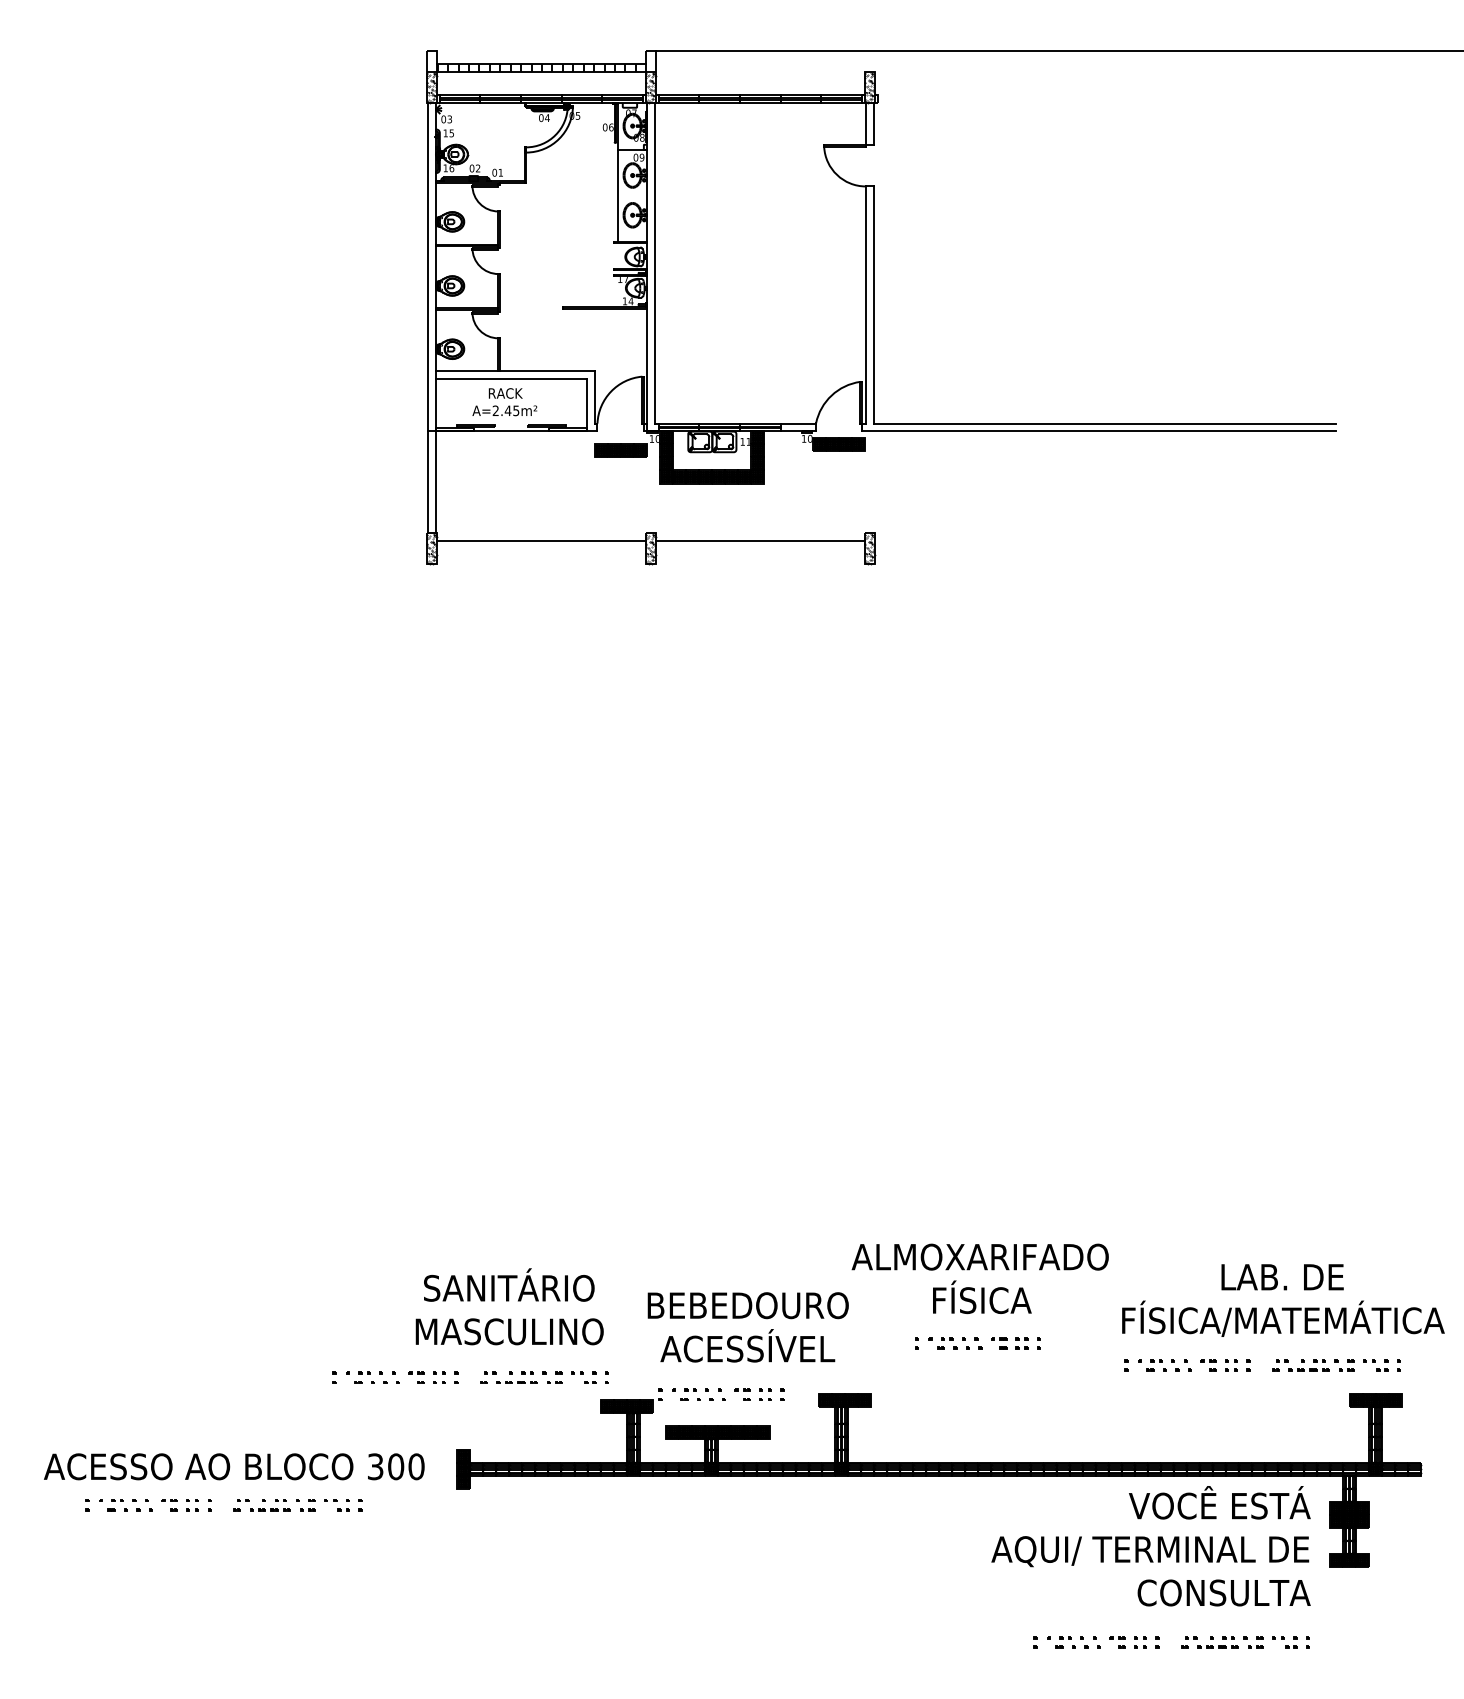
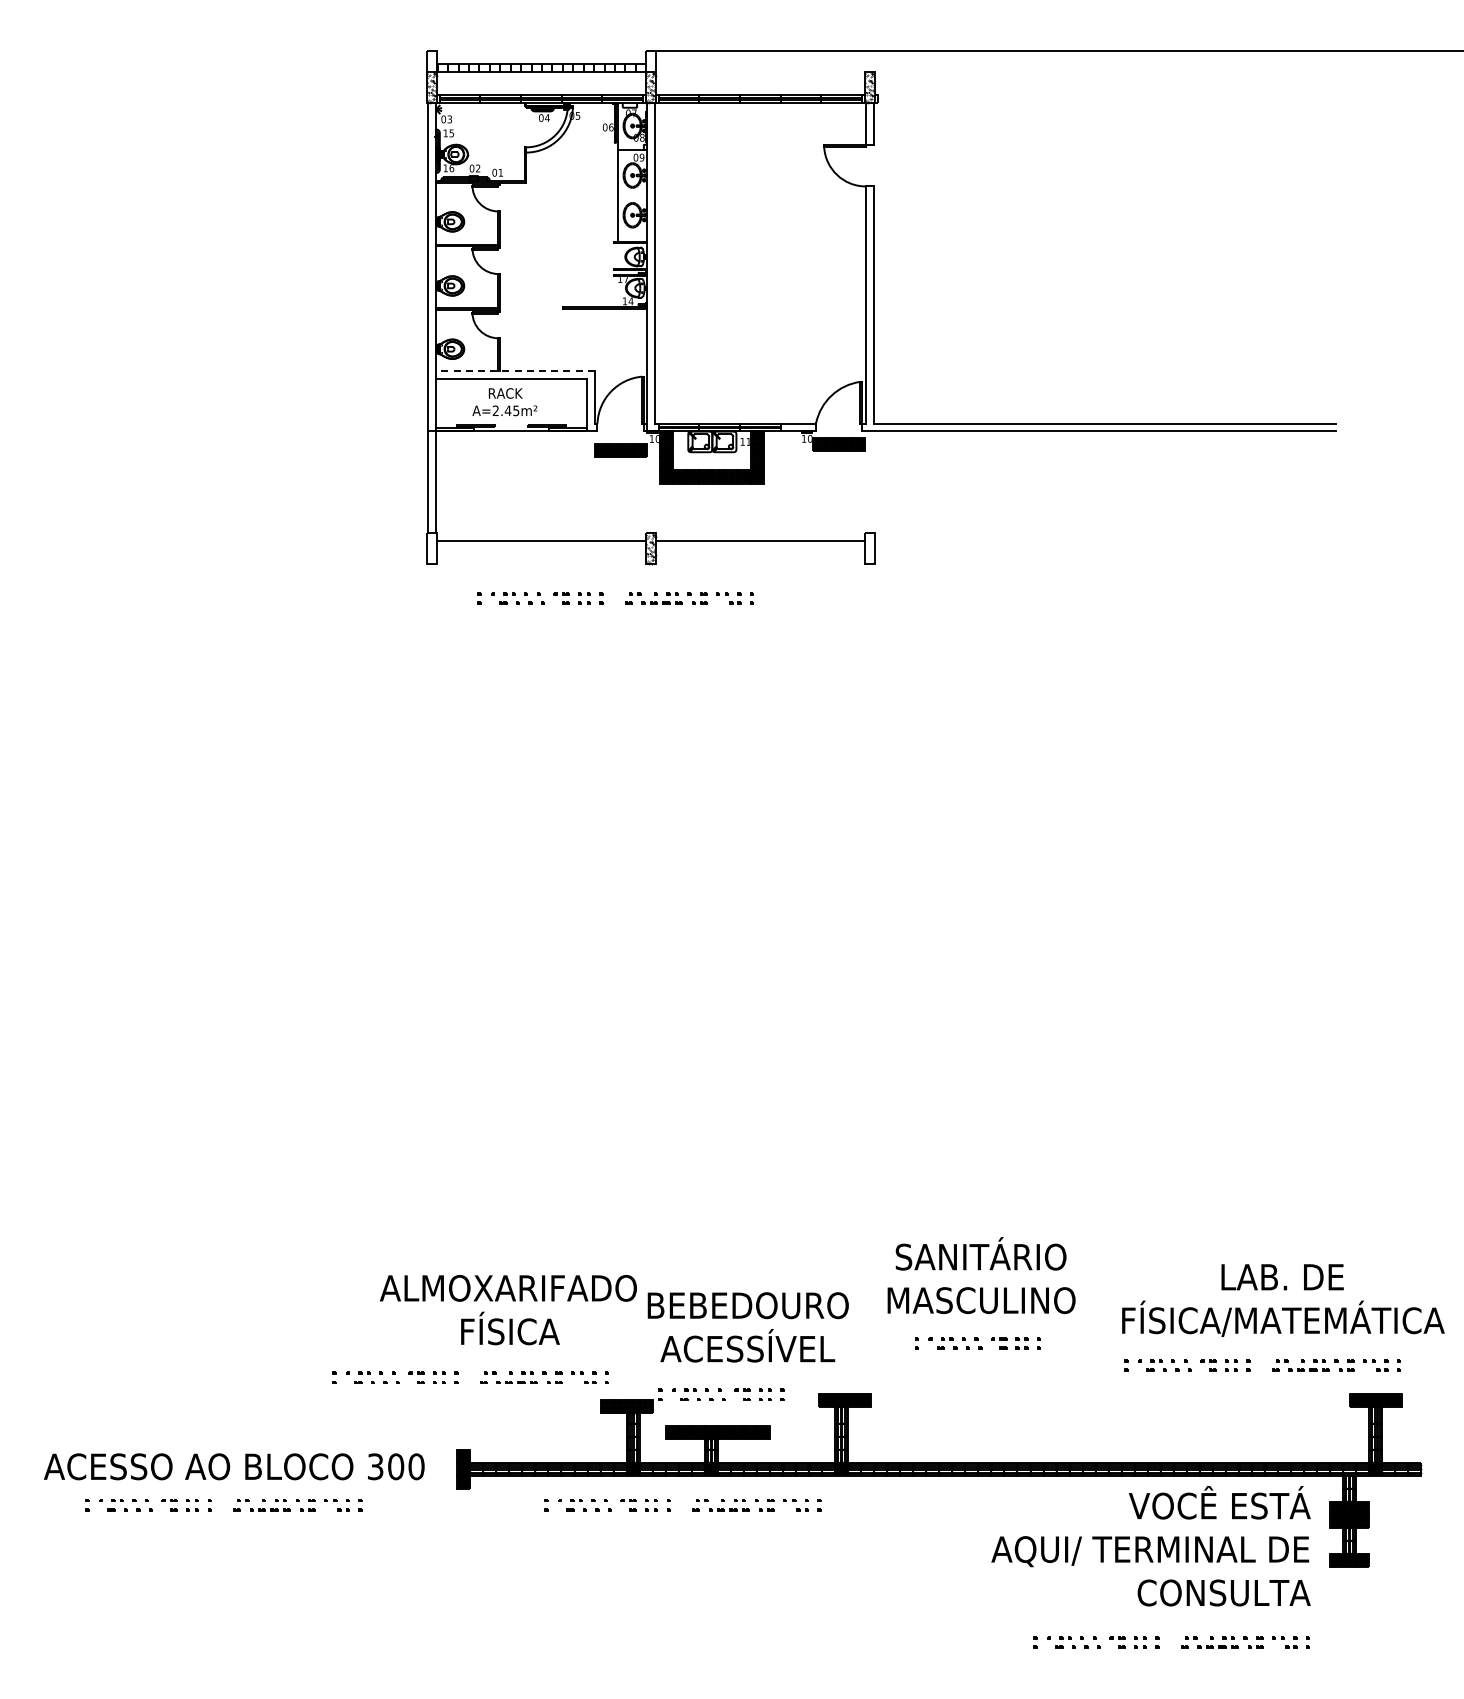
line: solid -> dashed (514, 371)
hatch: present -> none (431, 549)
hatch: present -> none (869, 549)
part: none -> present (625, 601)
text: ALMOXARIFADO FÍSICA -> SANITÁRIO MASCULINO (979, 1275)
text: SANITÁRIO MASCULINO -> ALMOXARIFADO FÍSICA (507, 1306)
part: none -> present (692, 1508)
